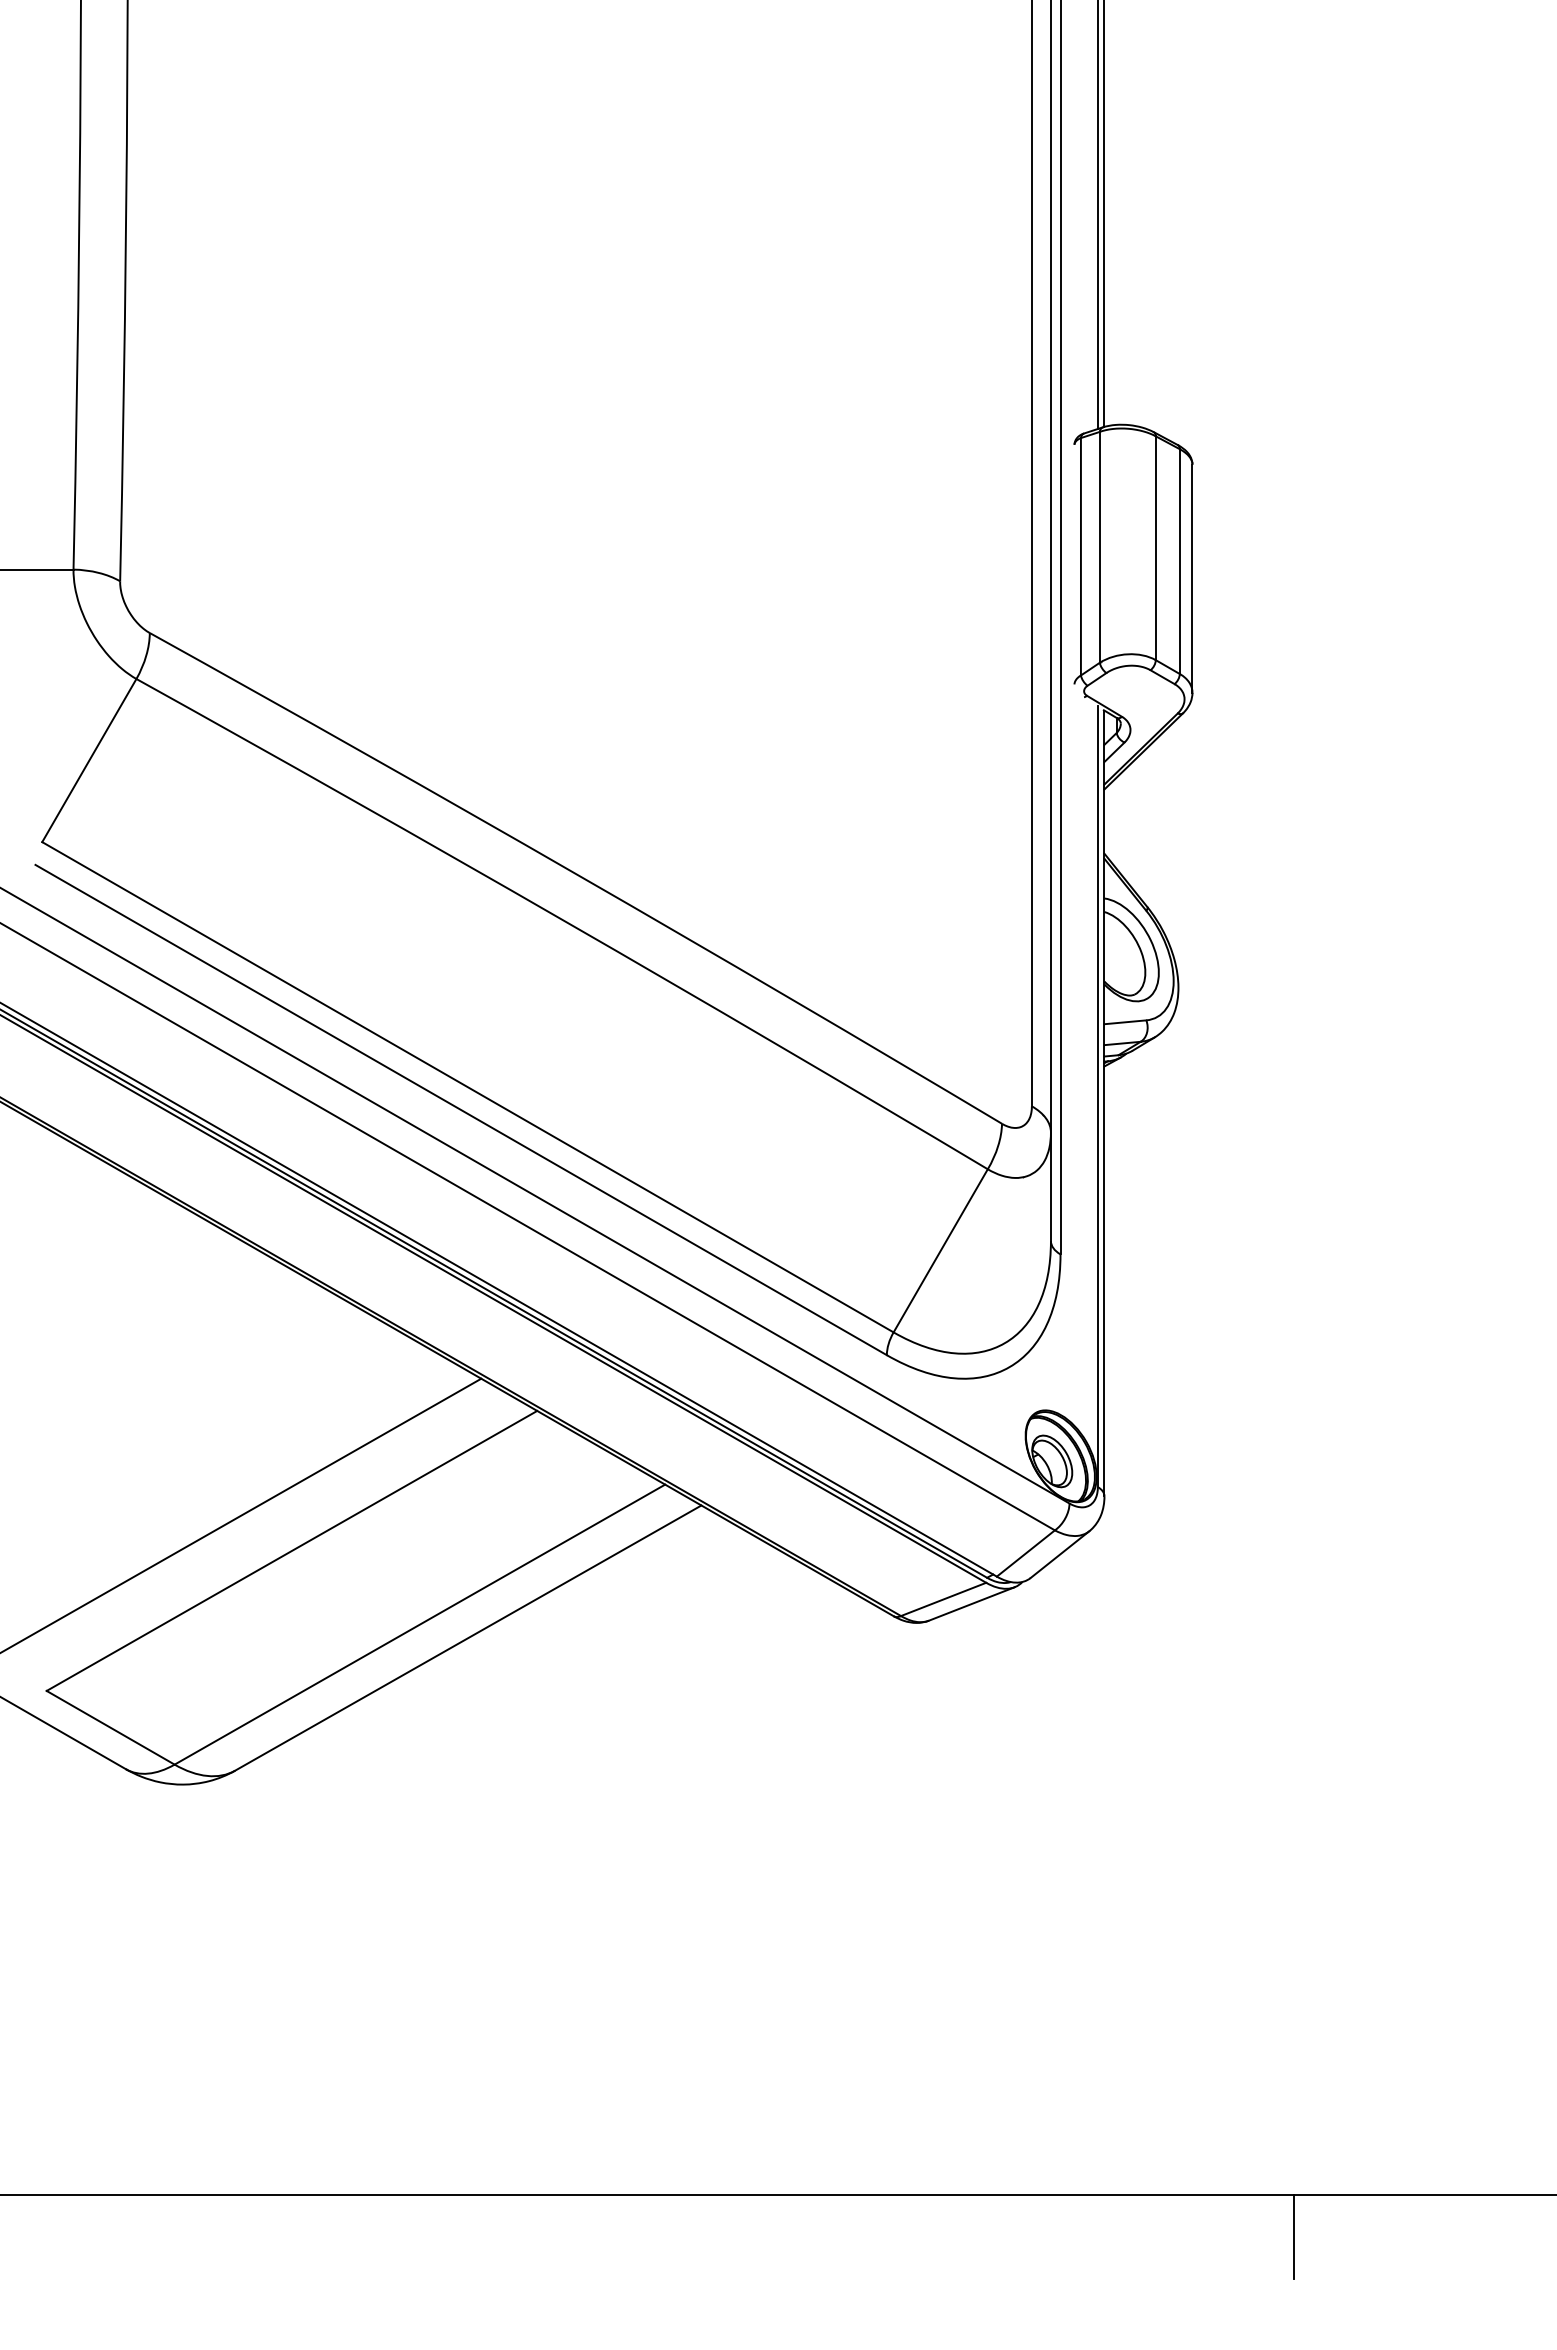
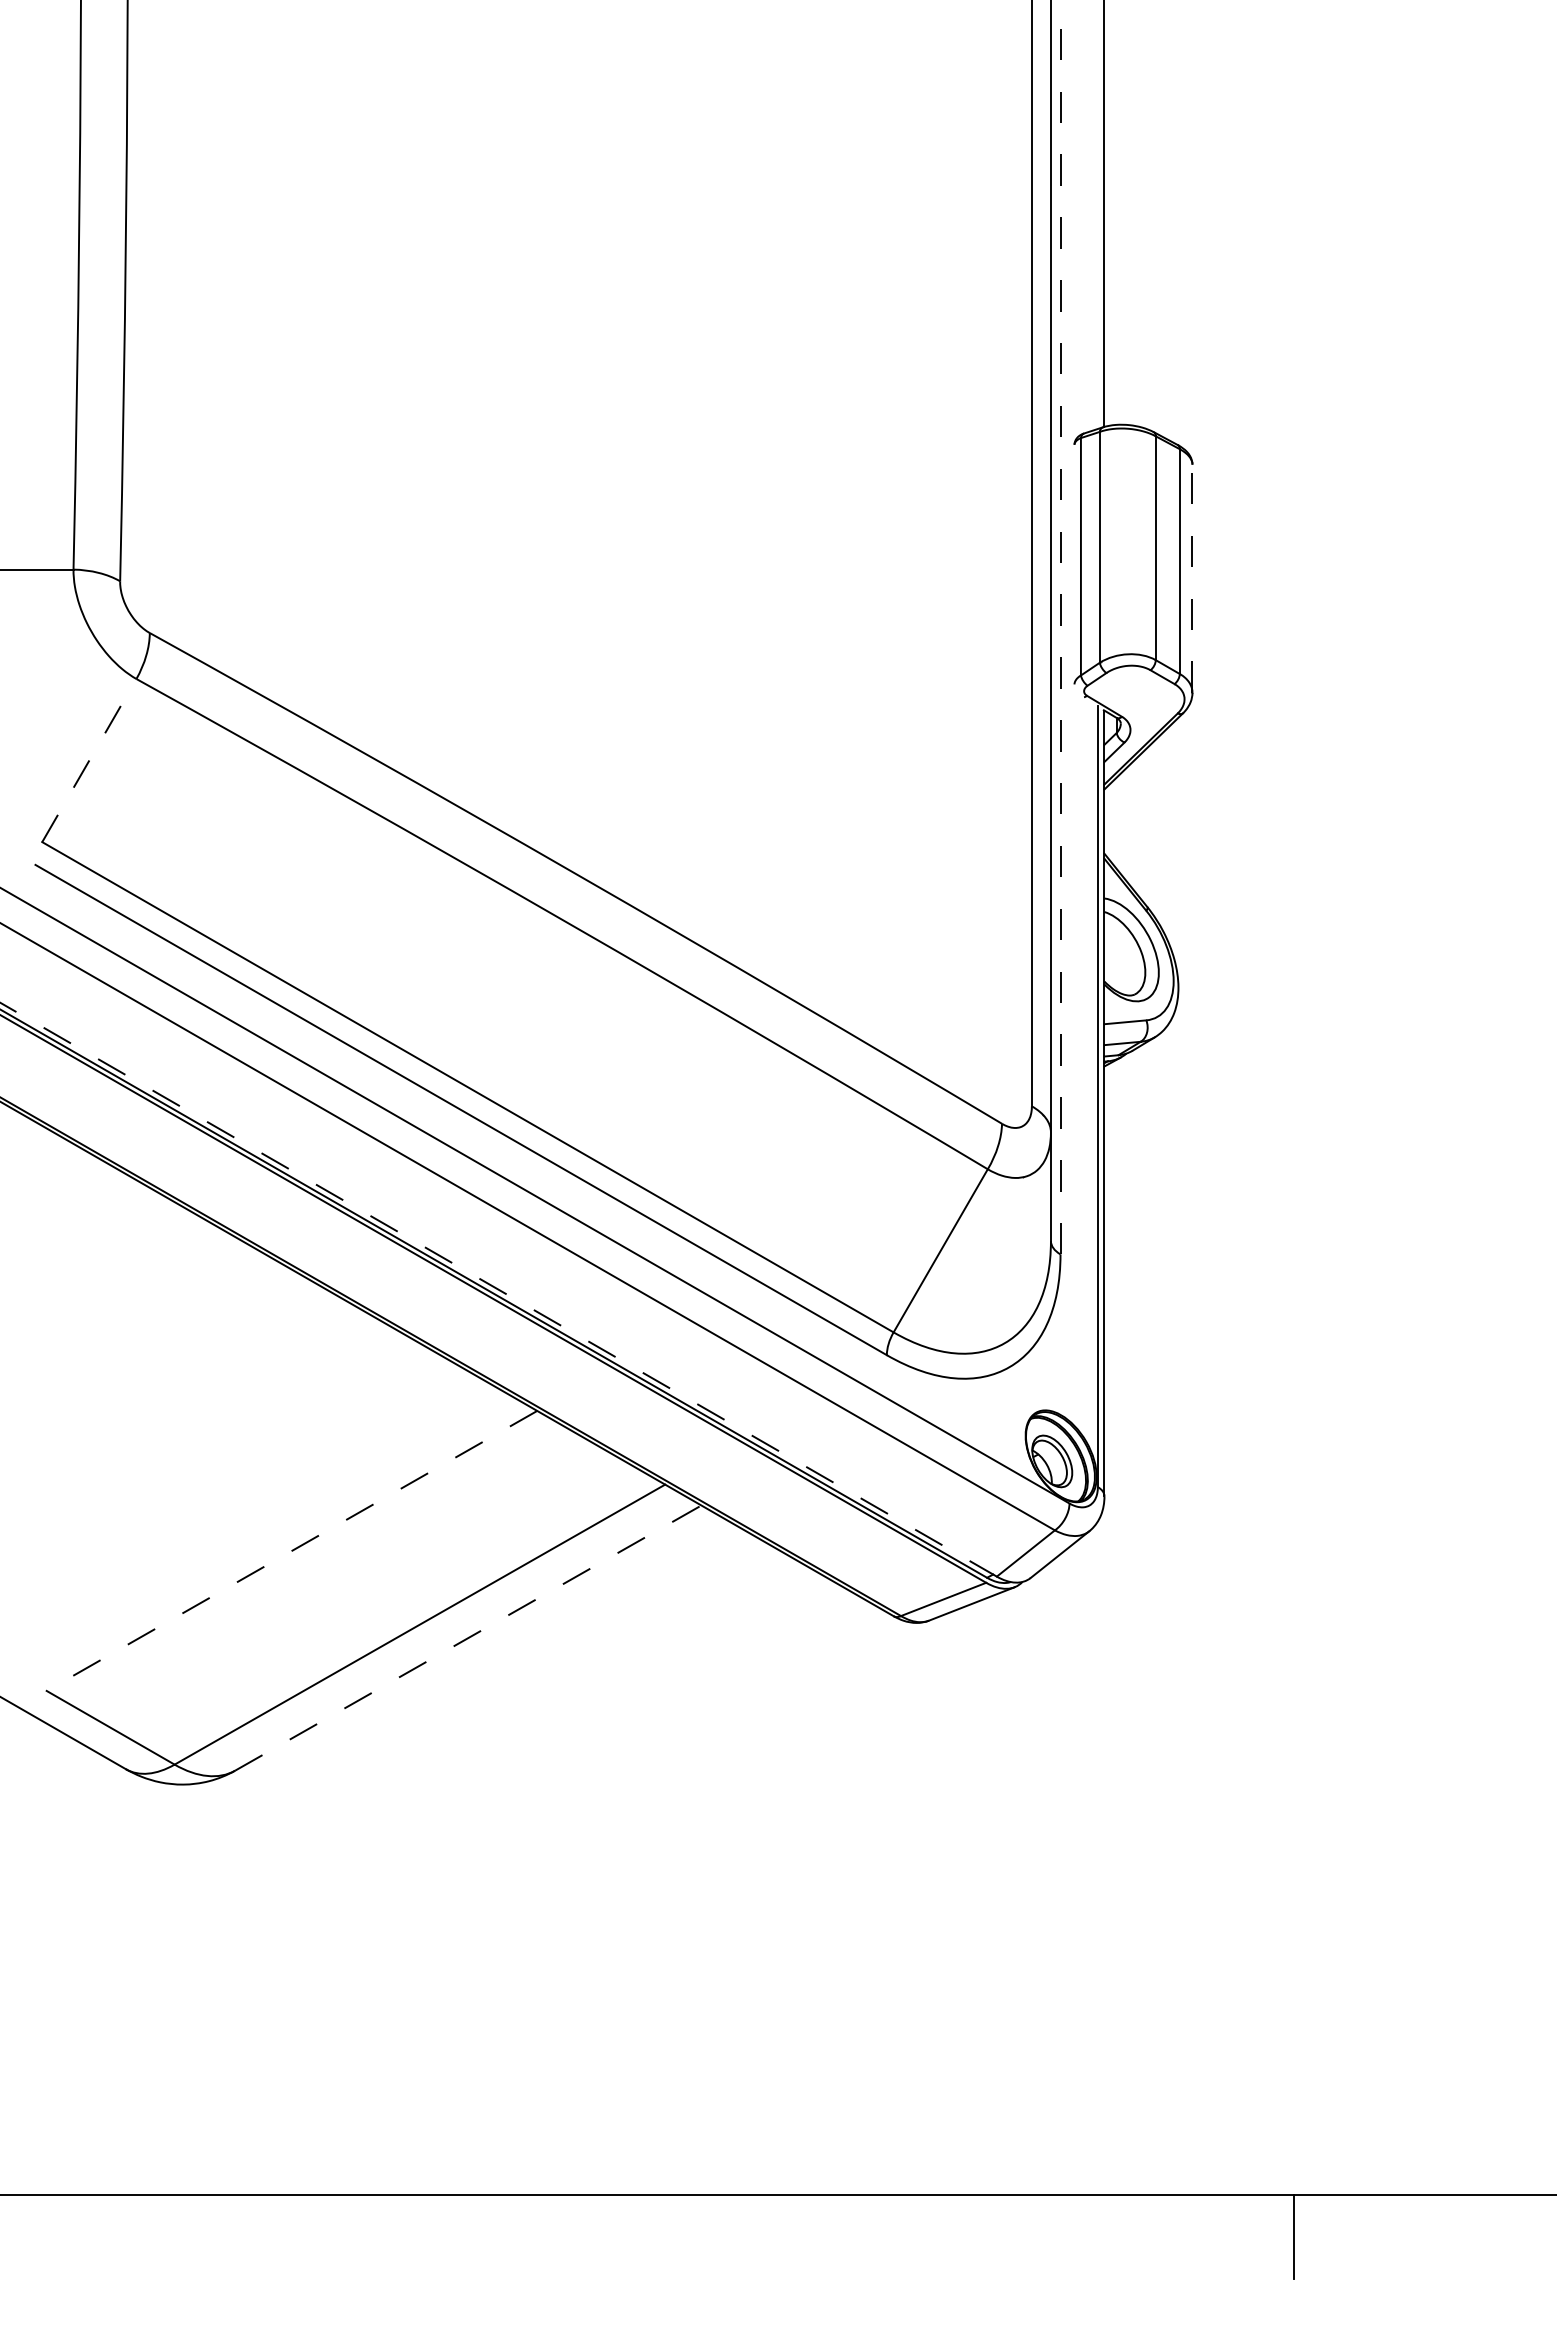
line: present -> none (1097, 215)
line: solid -> dashed (1192, 578)
line: solid -> dashed (1060, 627)
line: solid -> dashed (89, 760)
line: solid -> dashed (498, 1289)
line: present -> none (241, 1514)
line: solid -> dashed (291, 1551)
line: solid -> dashed (468, 1637)
